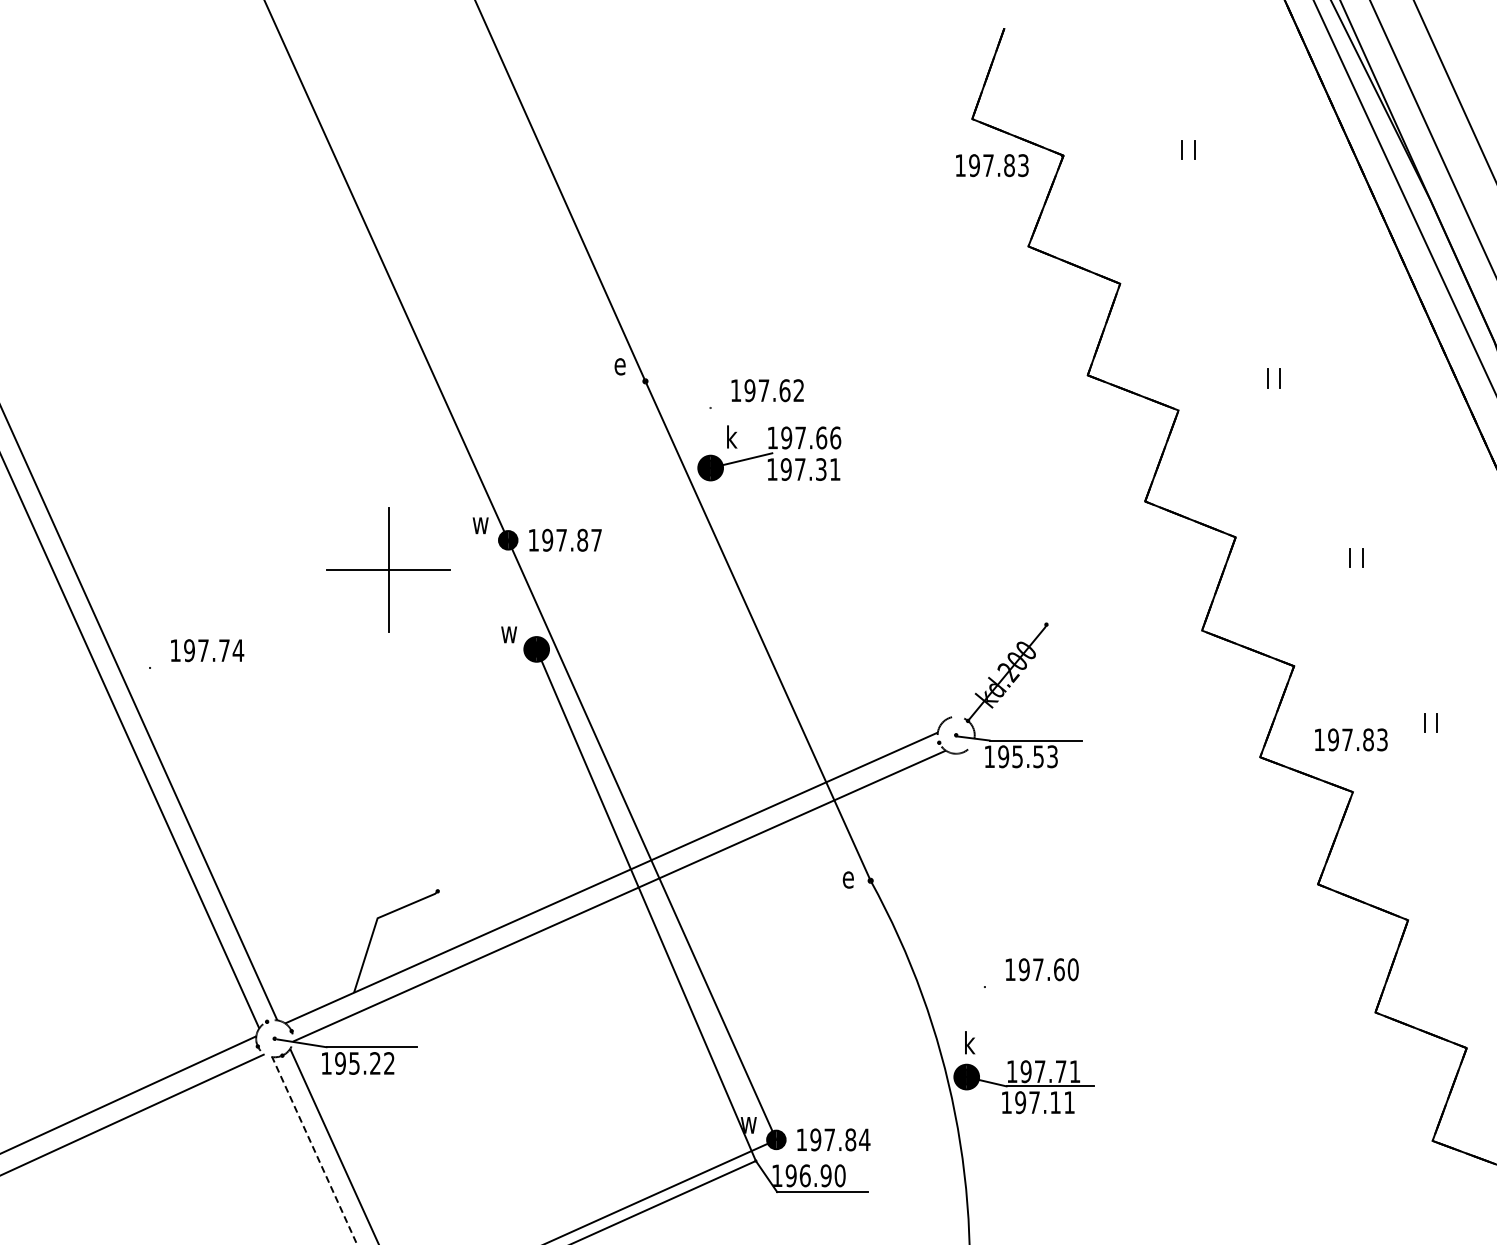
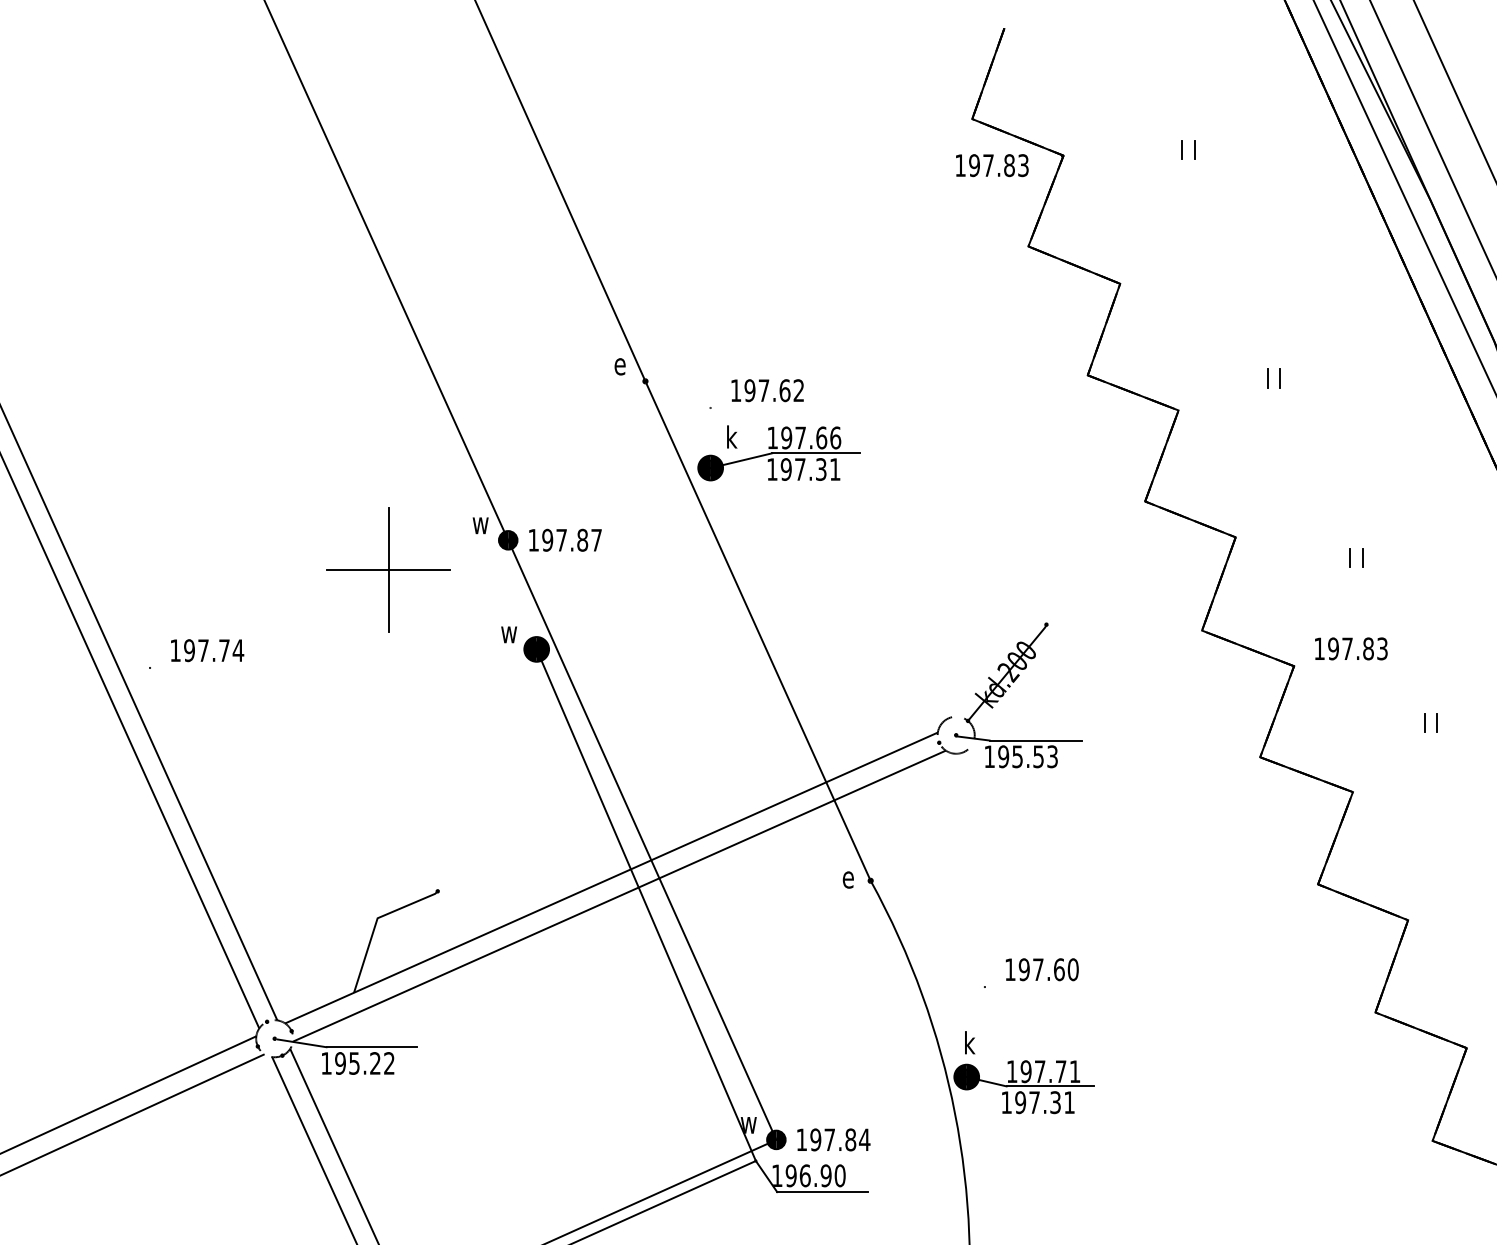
line: none -> present (816, 453)
text position: (1351, 739) -> (1351, 648) (1351, 648)
text: 197.11 -> 197.31 (1055, 1102)
line: dashed -> solid (314, 1150)
